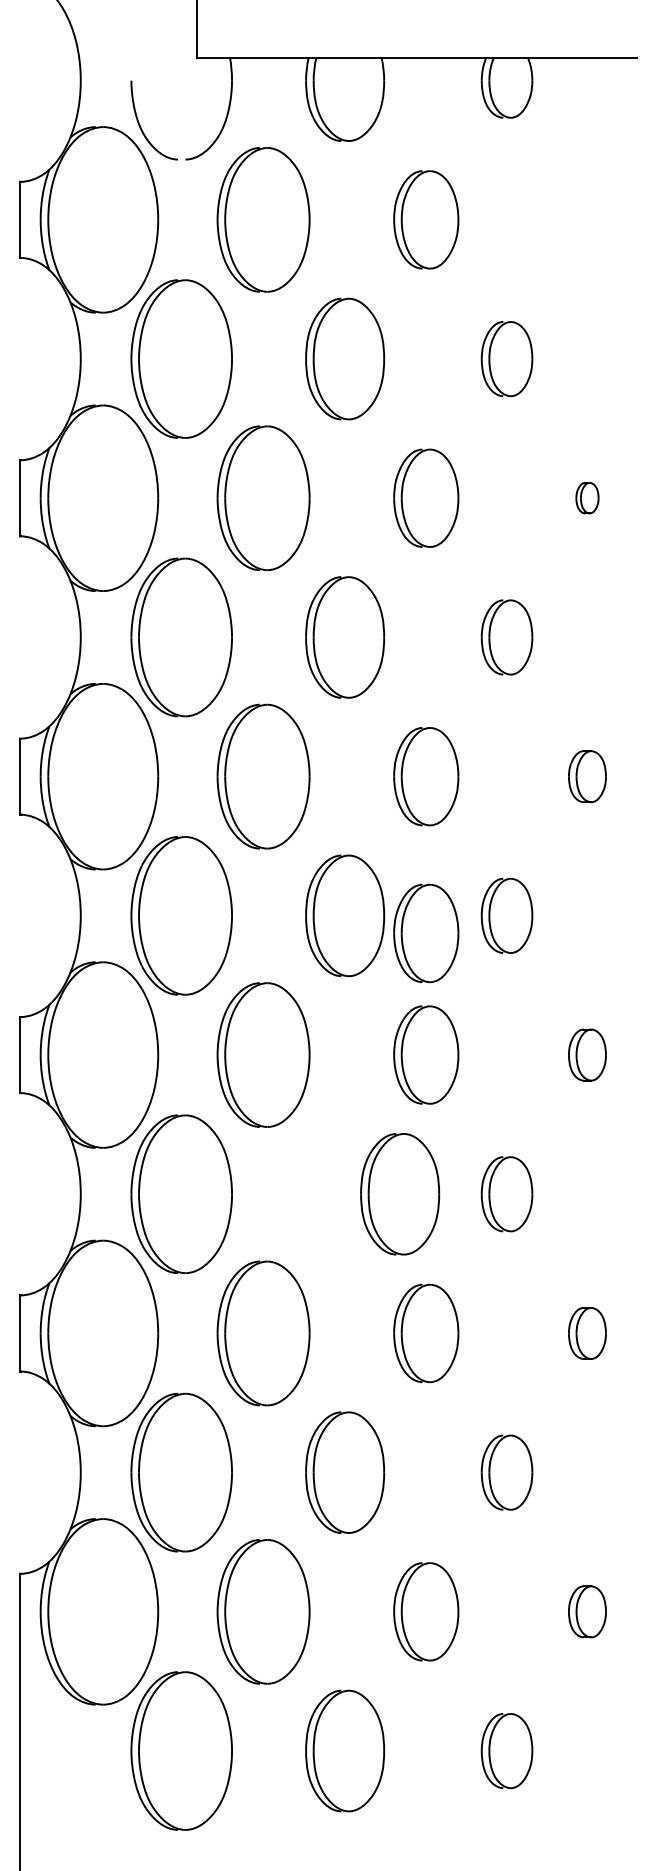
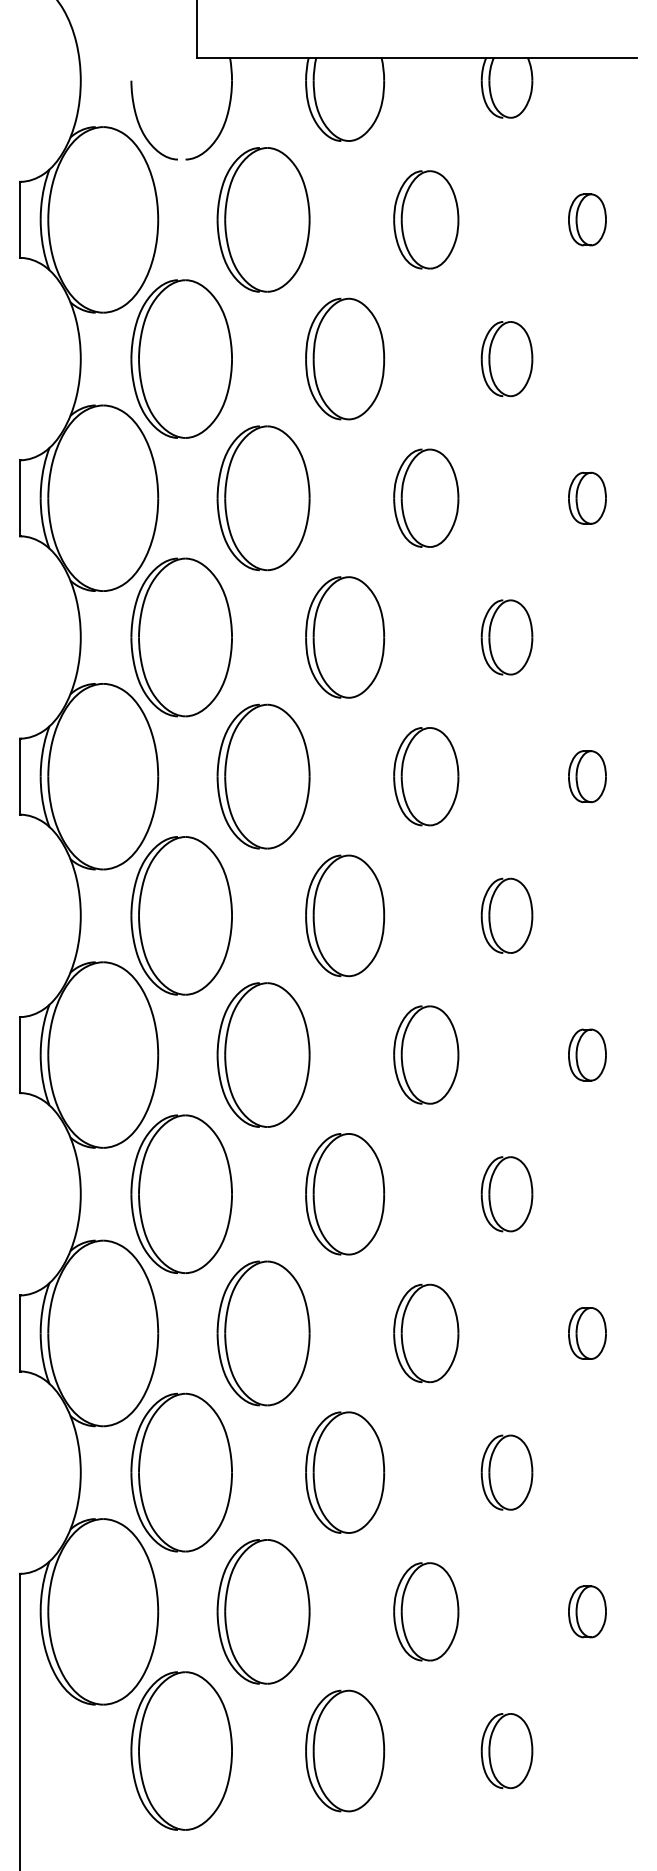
part: none -> present (587, 219)
part size: 25x33 px -> 39x54 px (587, 497)
part: present -> none (426, 933)
part position: (400, 1194) -> (345, 1194) (345, 1194)
